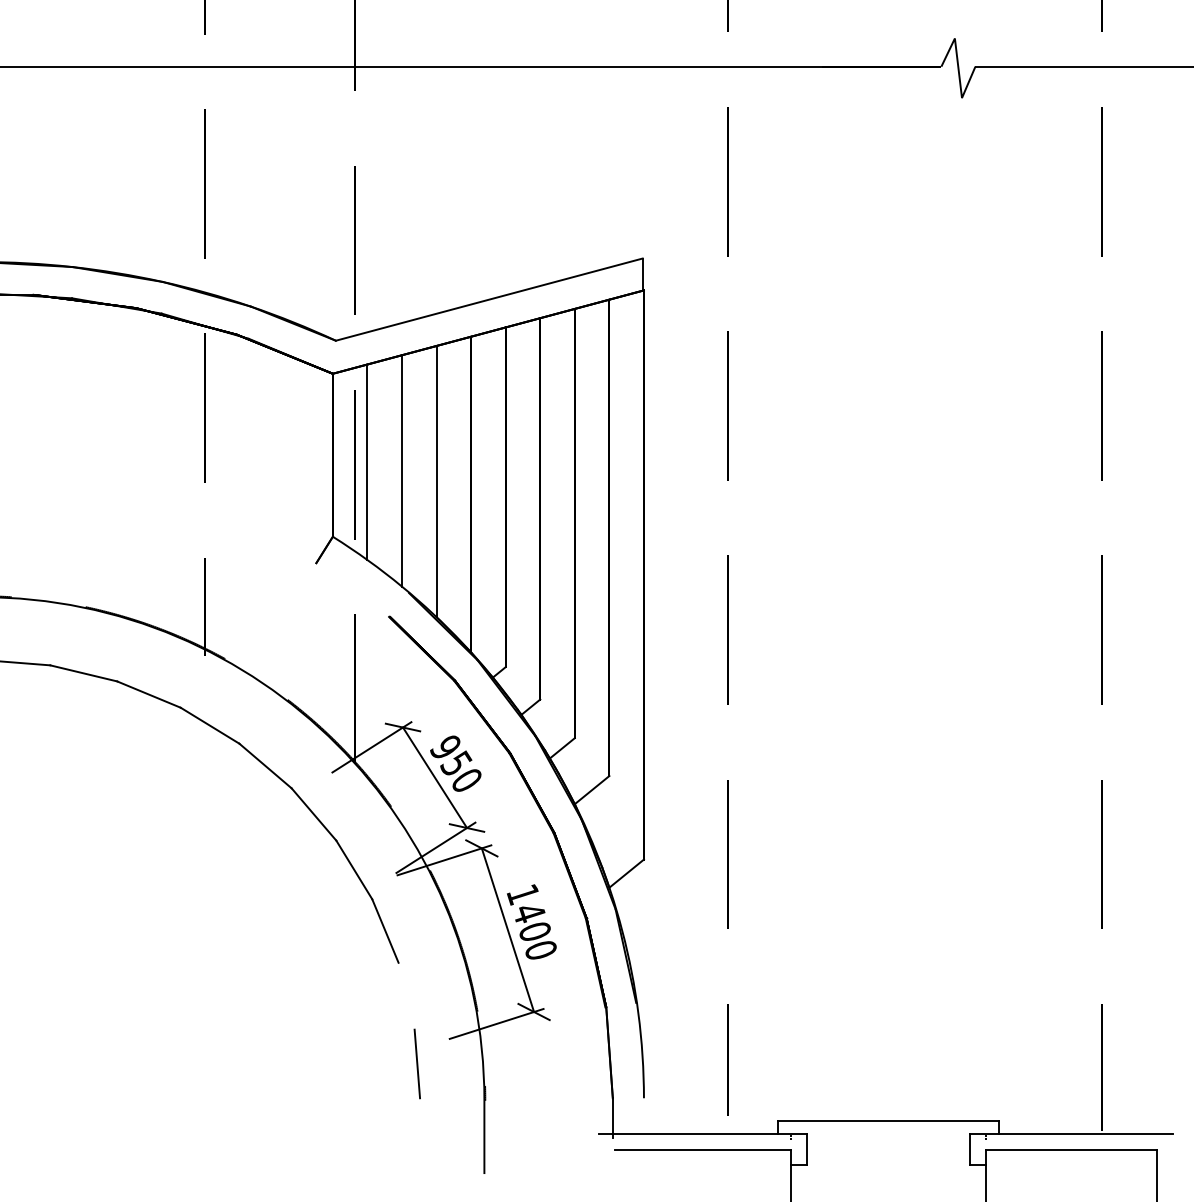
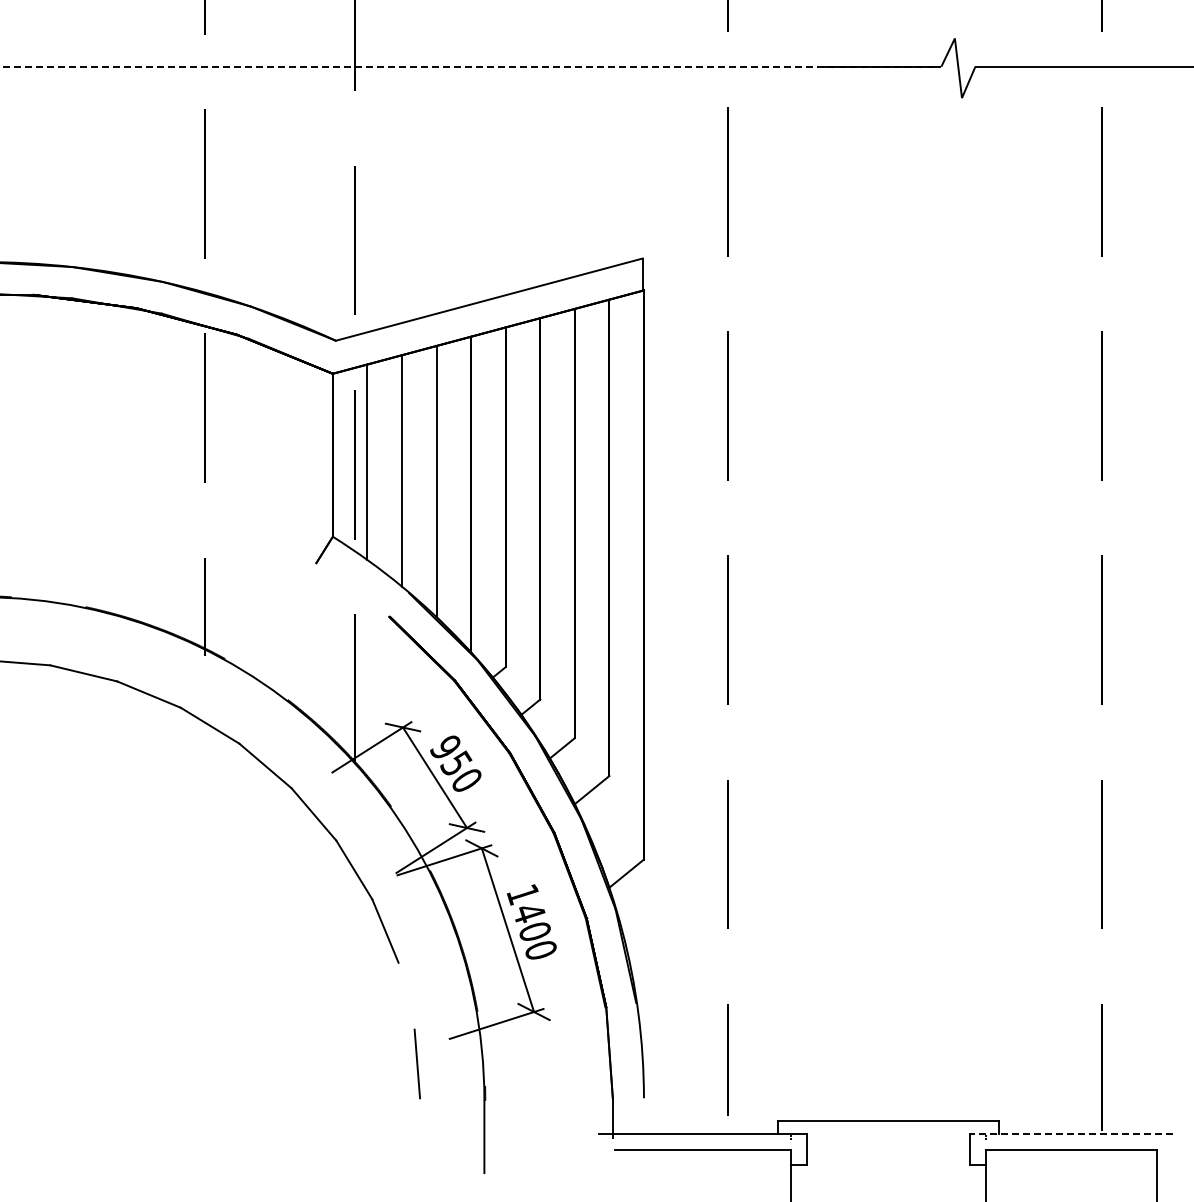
line: solid -> dashed (471, 66)
line: solid -> dashed (1070, 1133)
